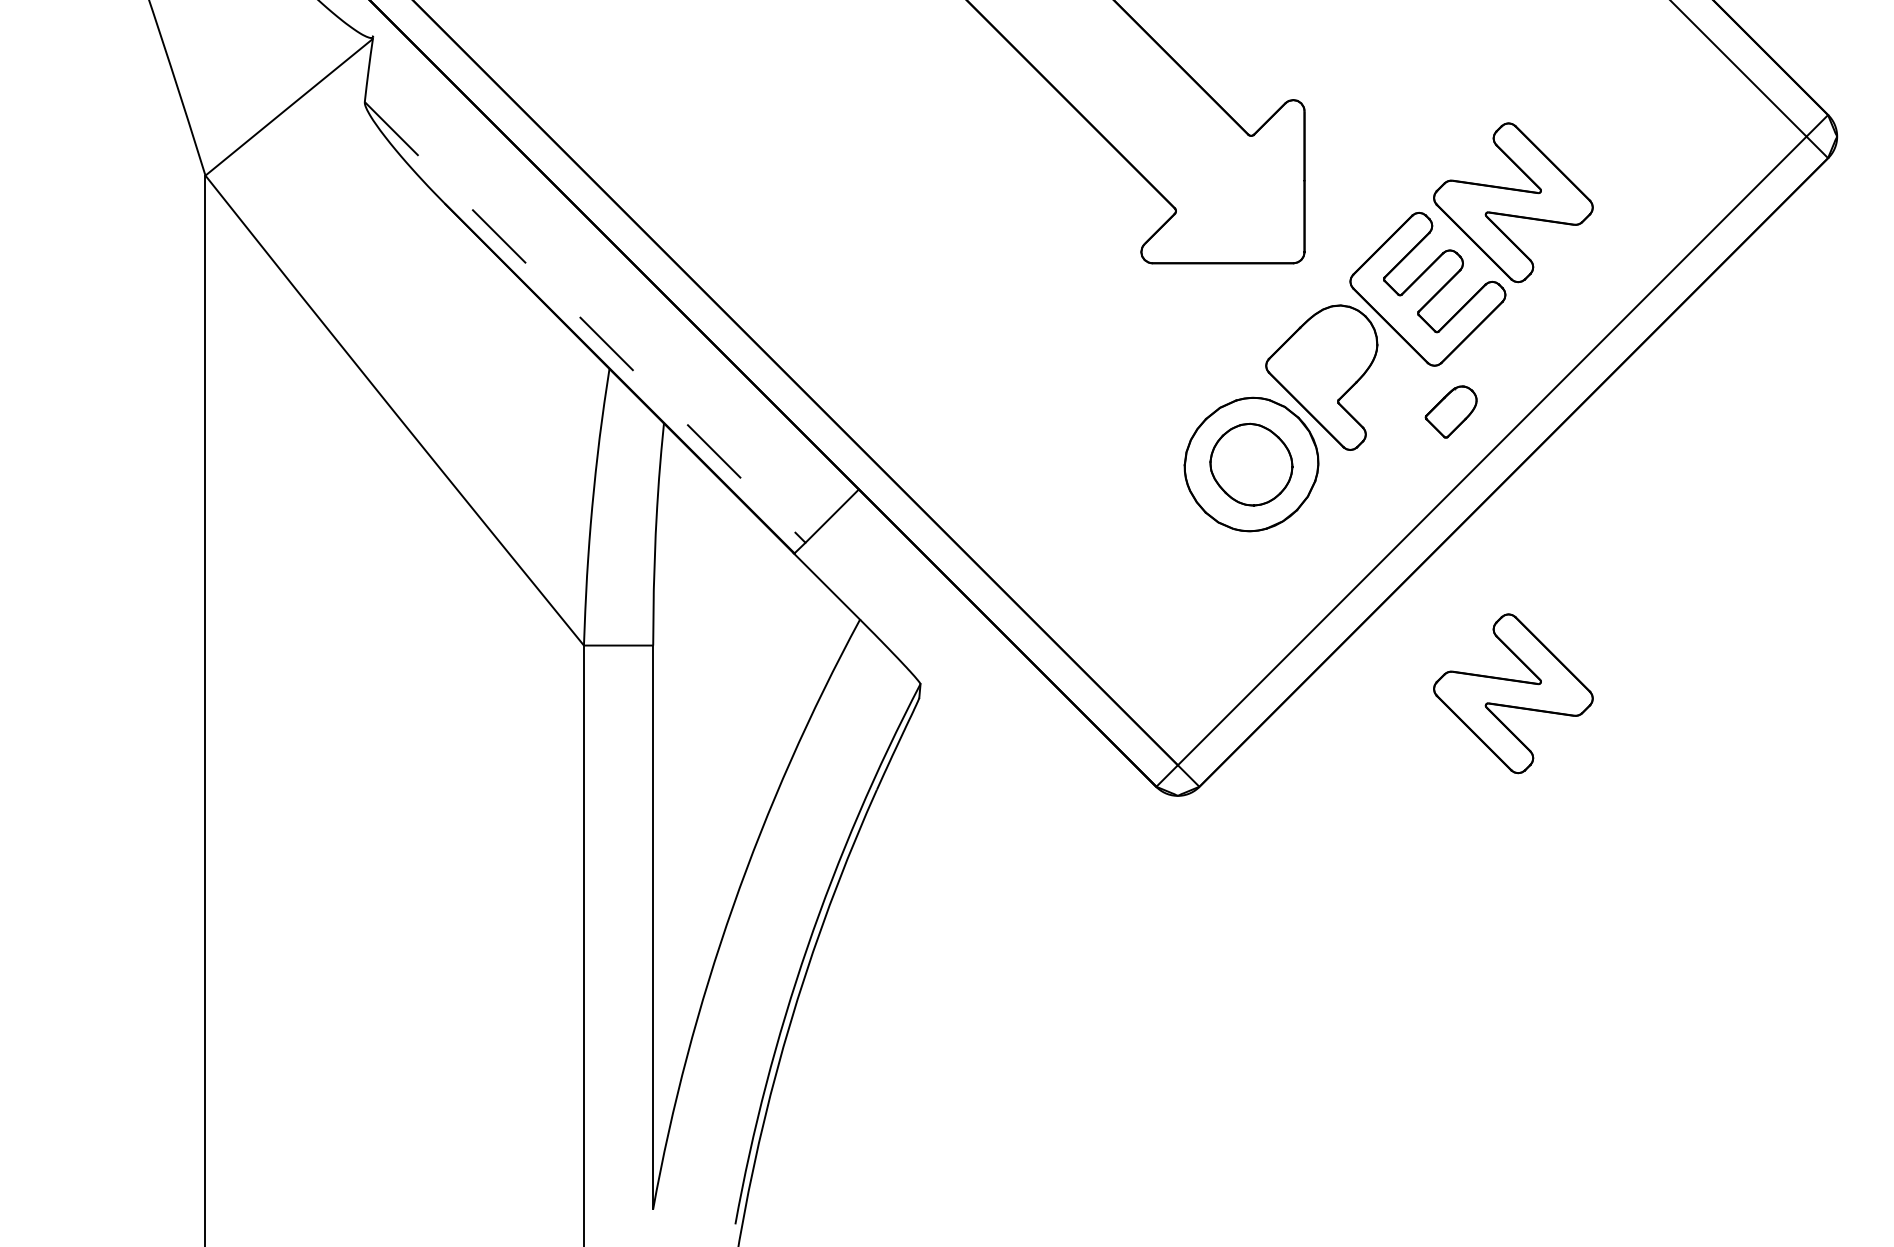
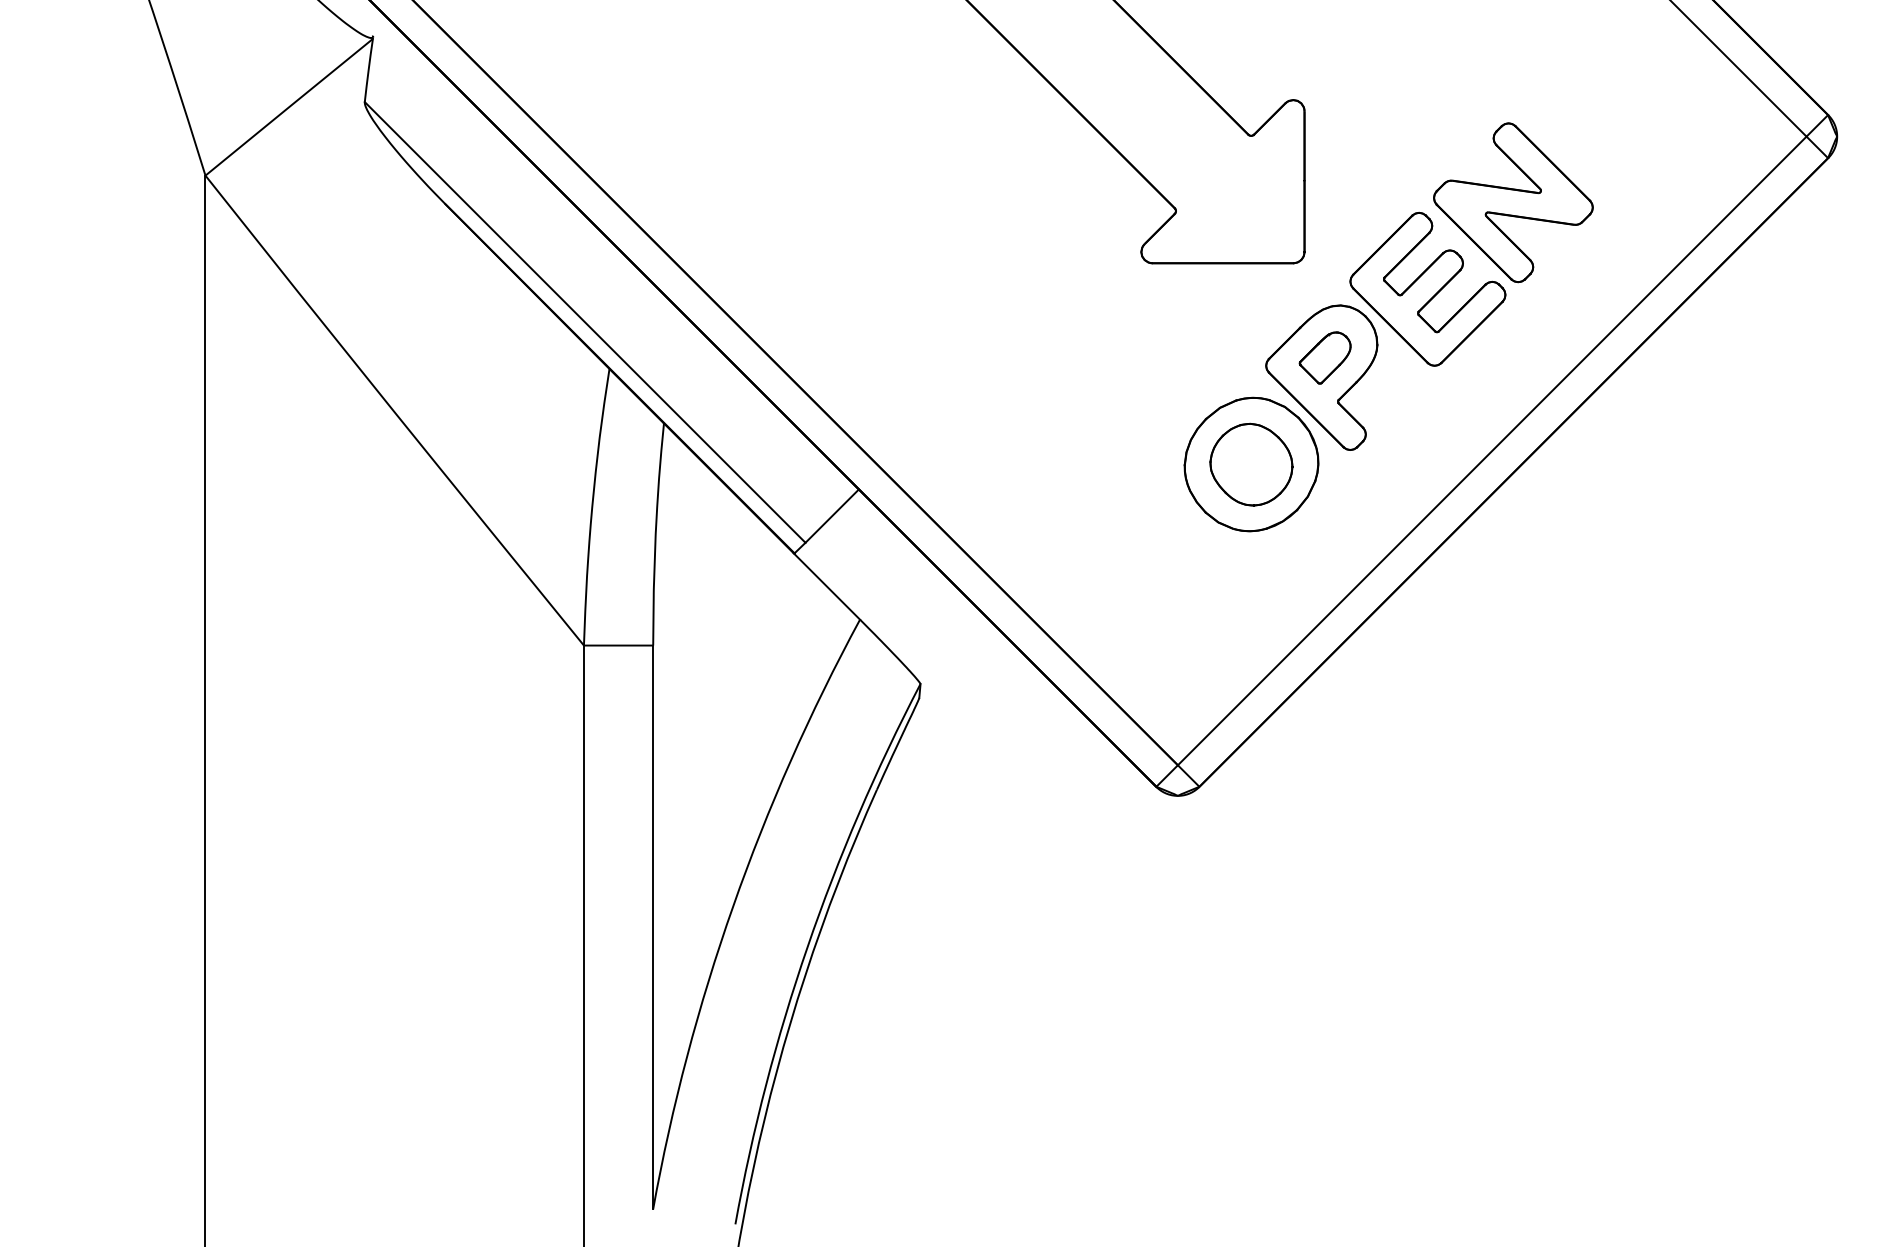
line: dashed -> solid (585, 322)
part position: (1450, 411) -> (1324, 357) (1324, 357)
part: present -> none (1513, 693)
